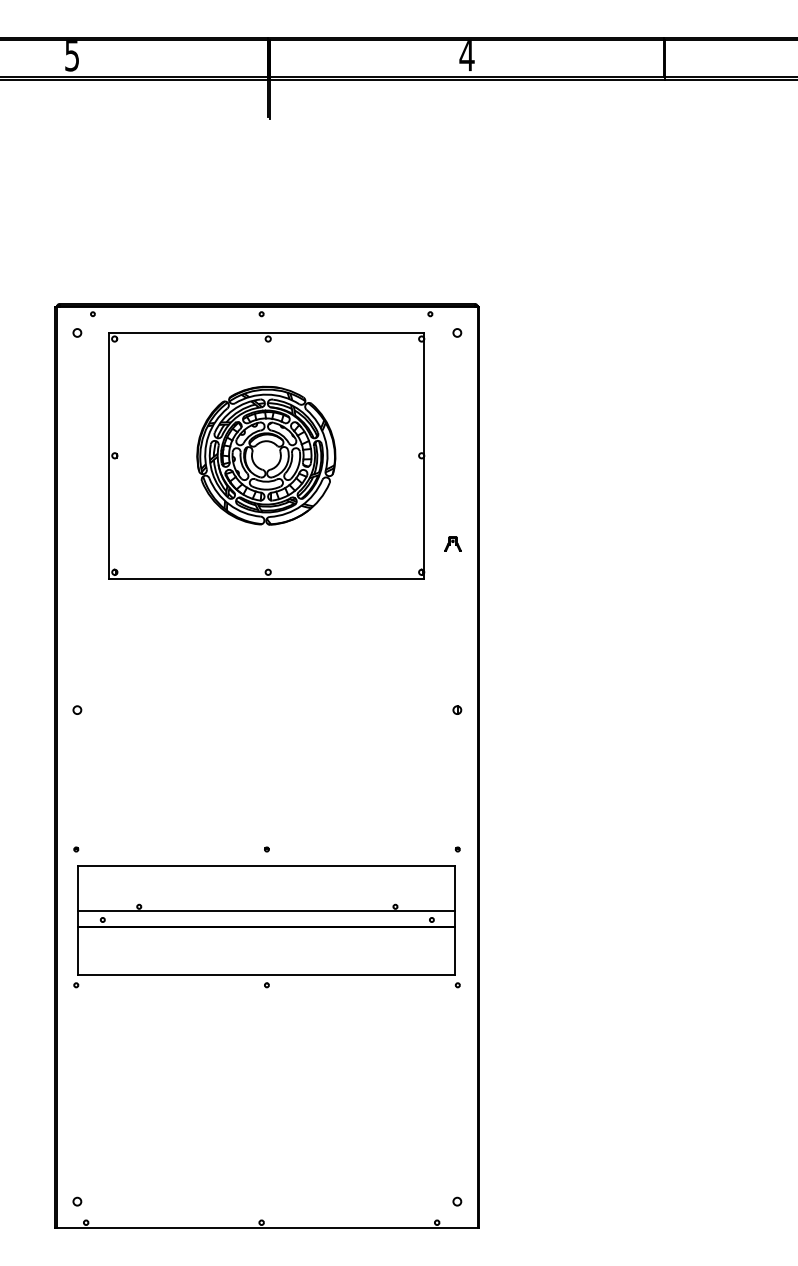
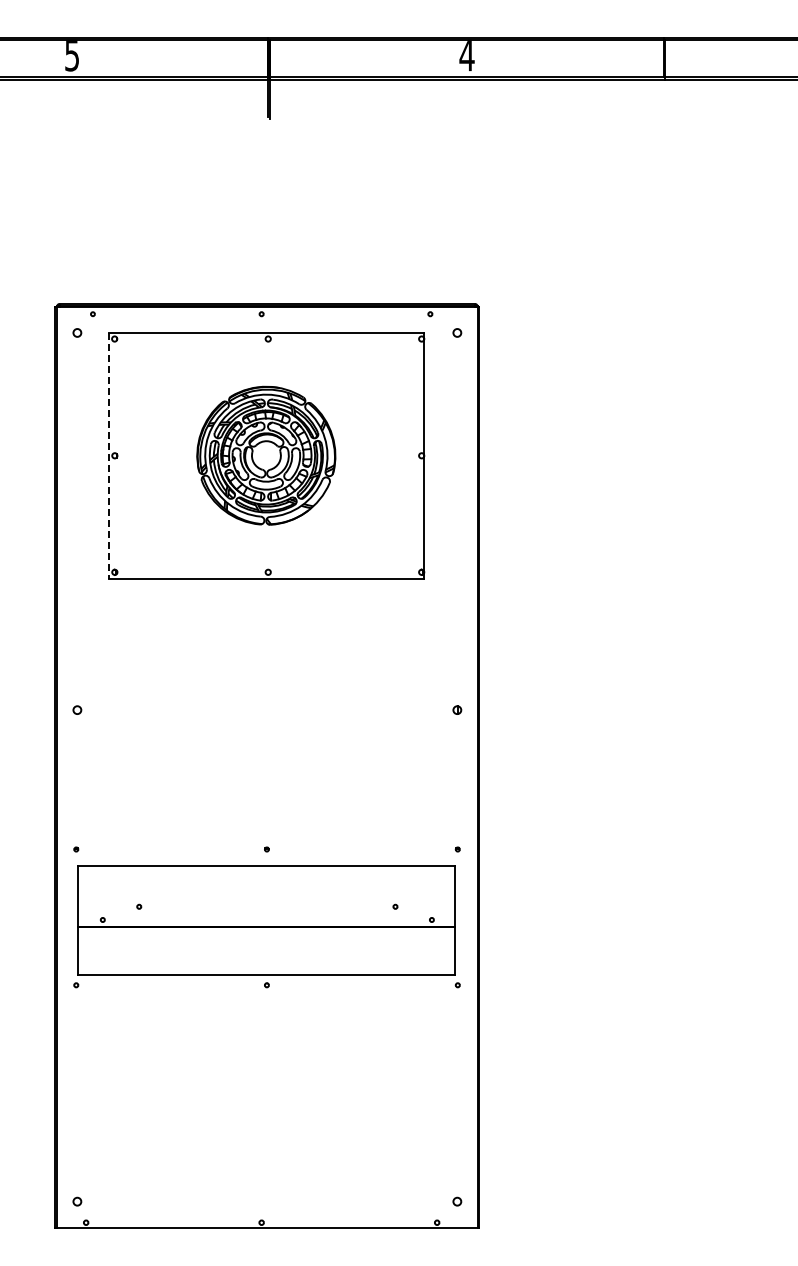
line: solid -> dashed (108, 455)
part: present -> none (452, 543)
line: present -> none (266, 911)
